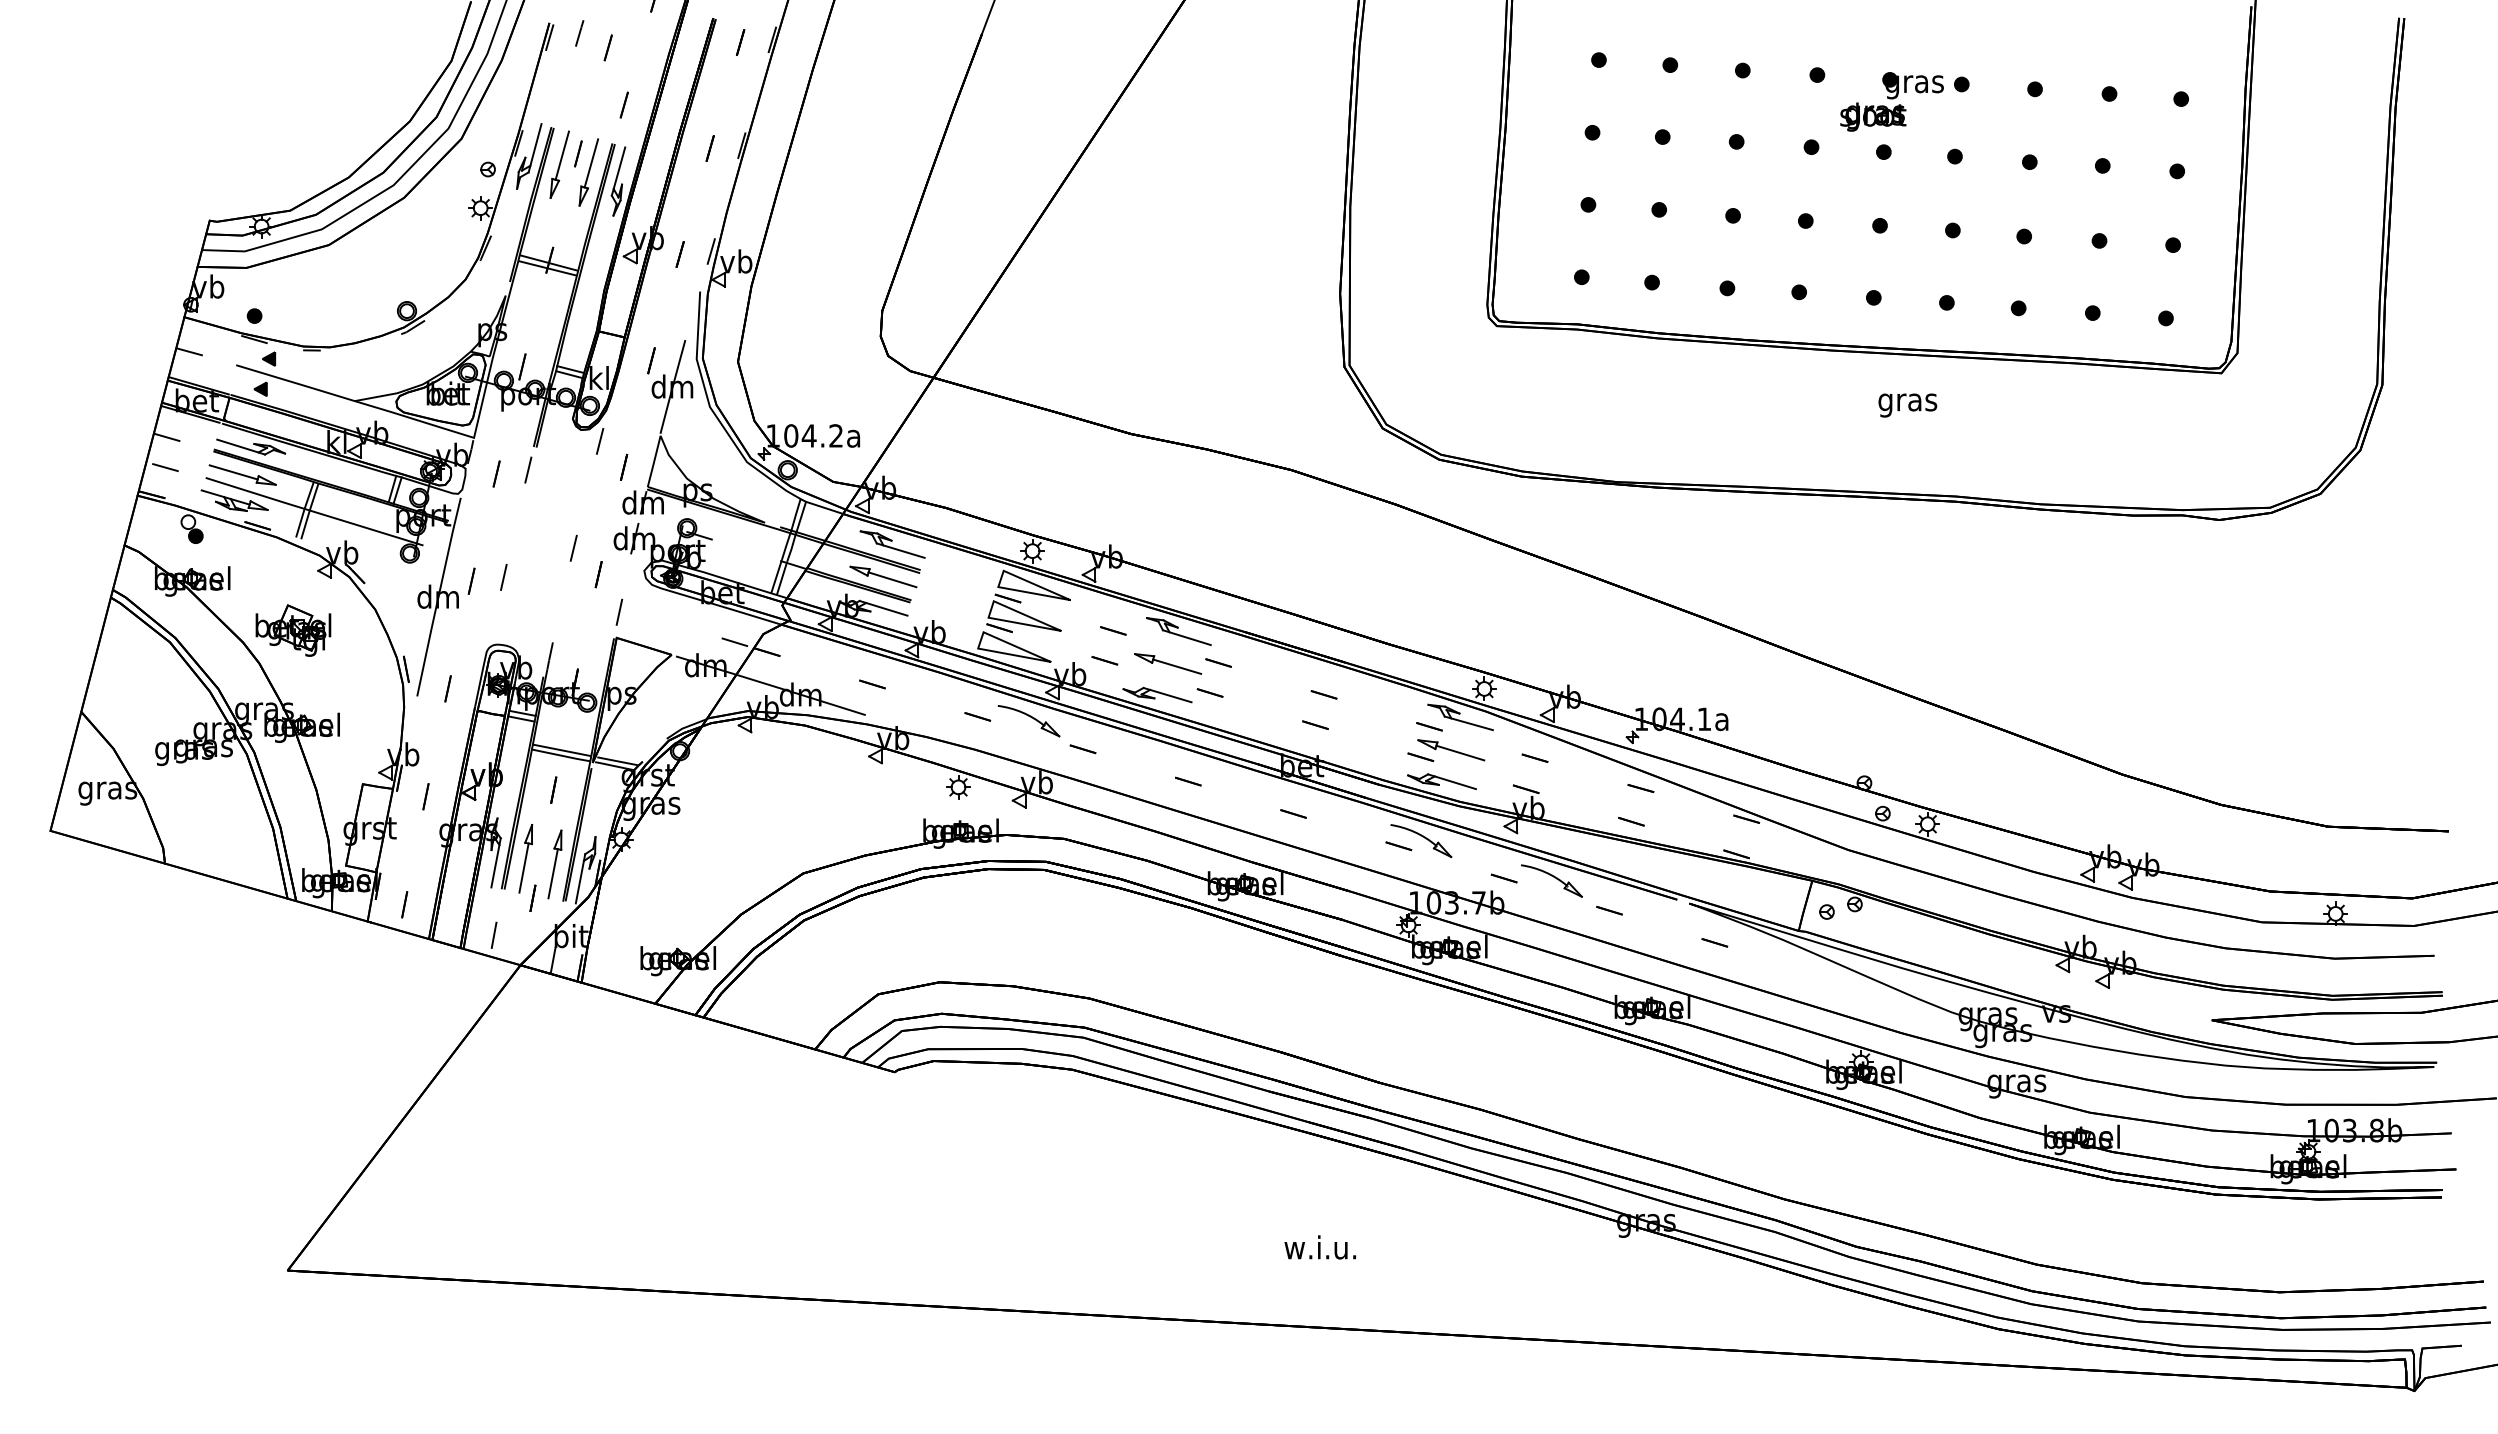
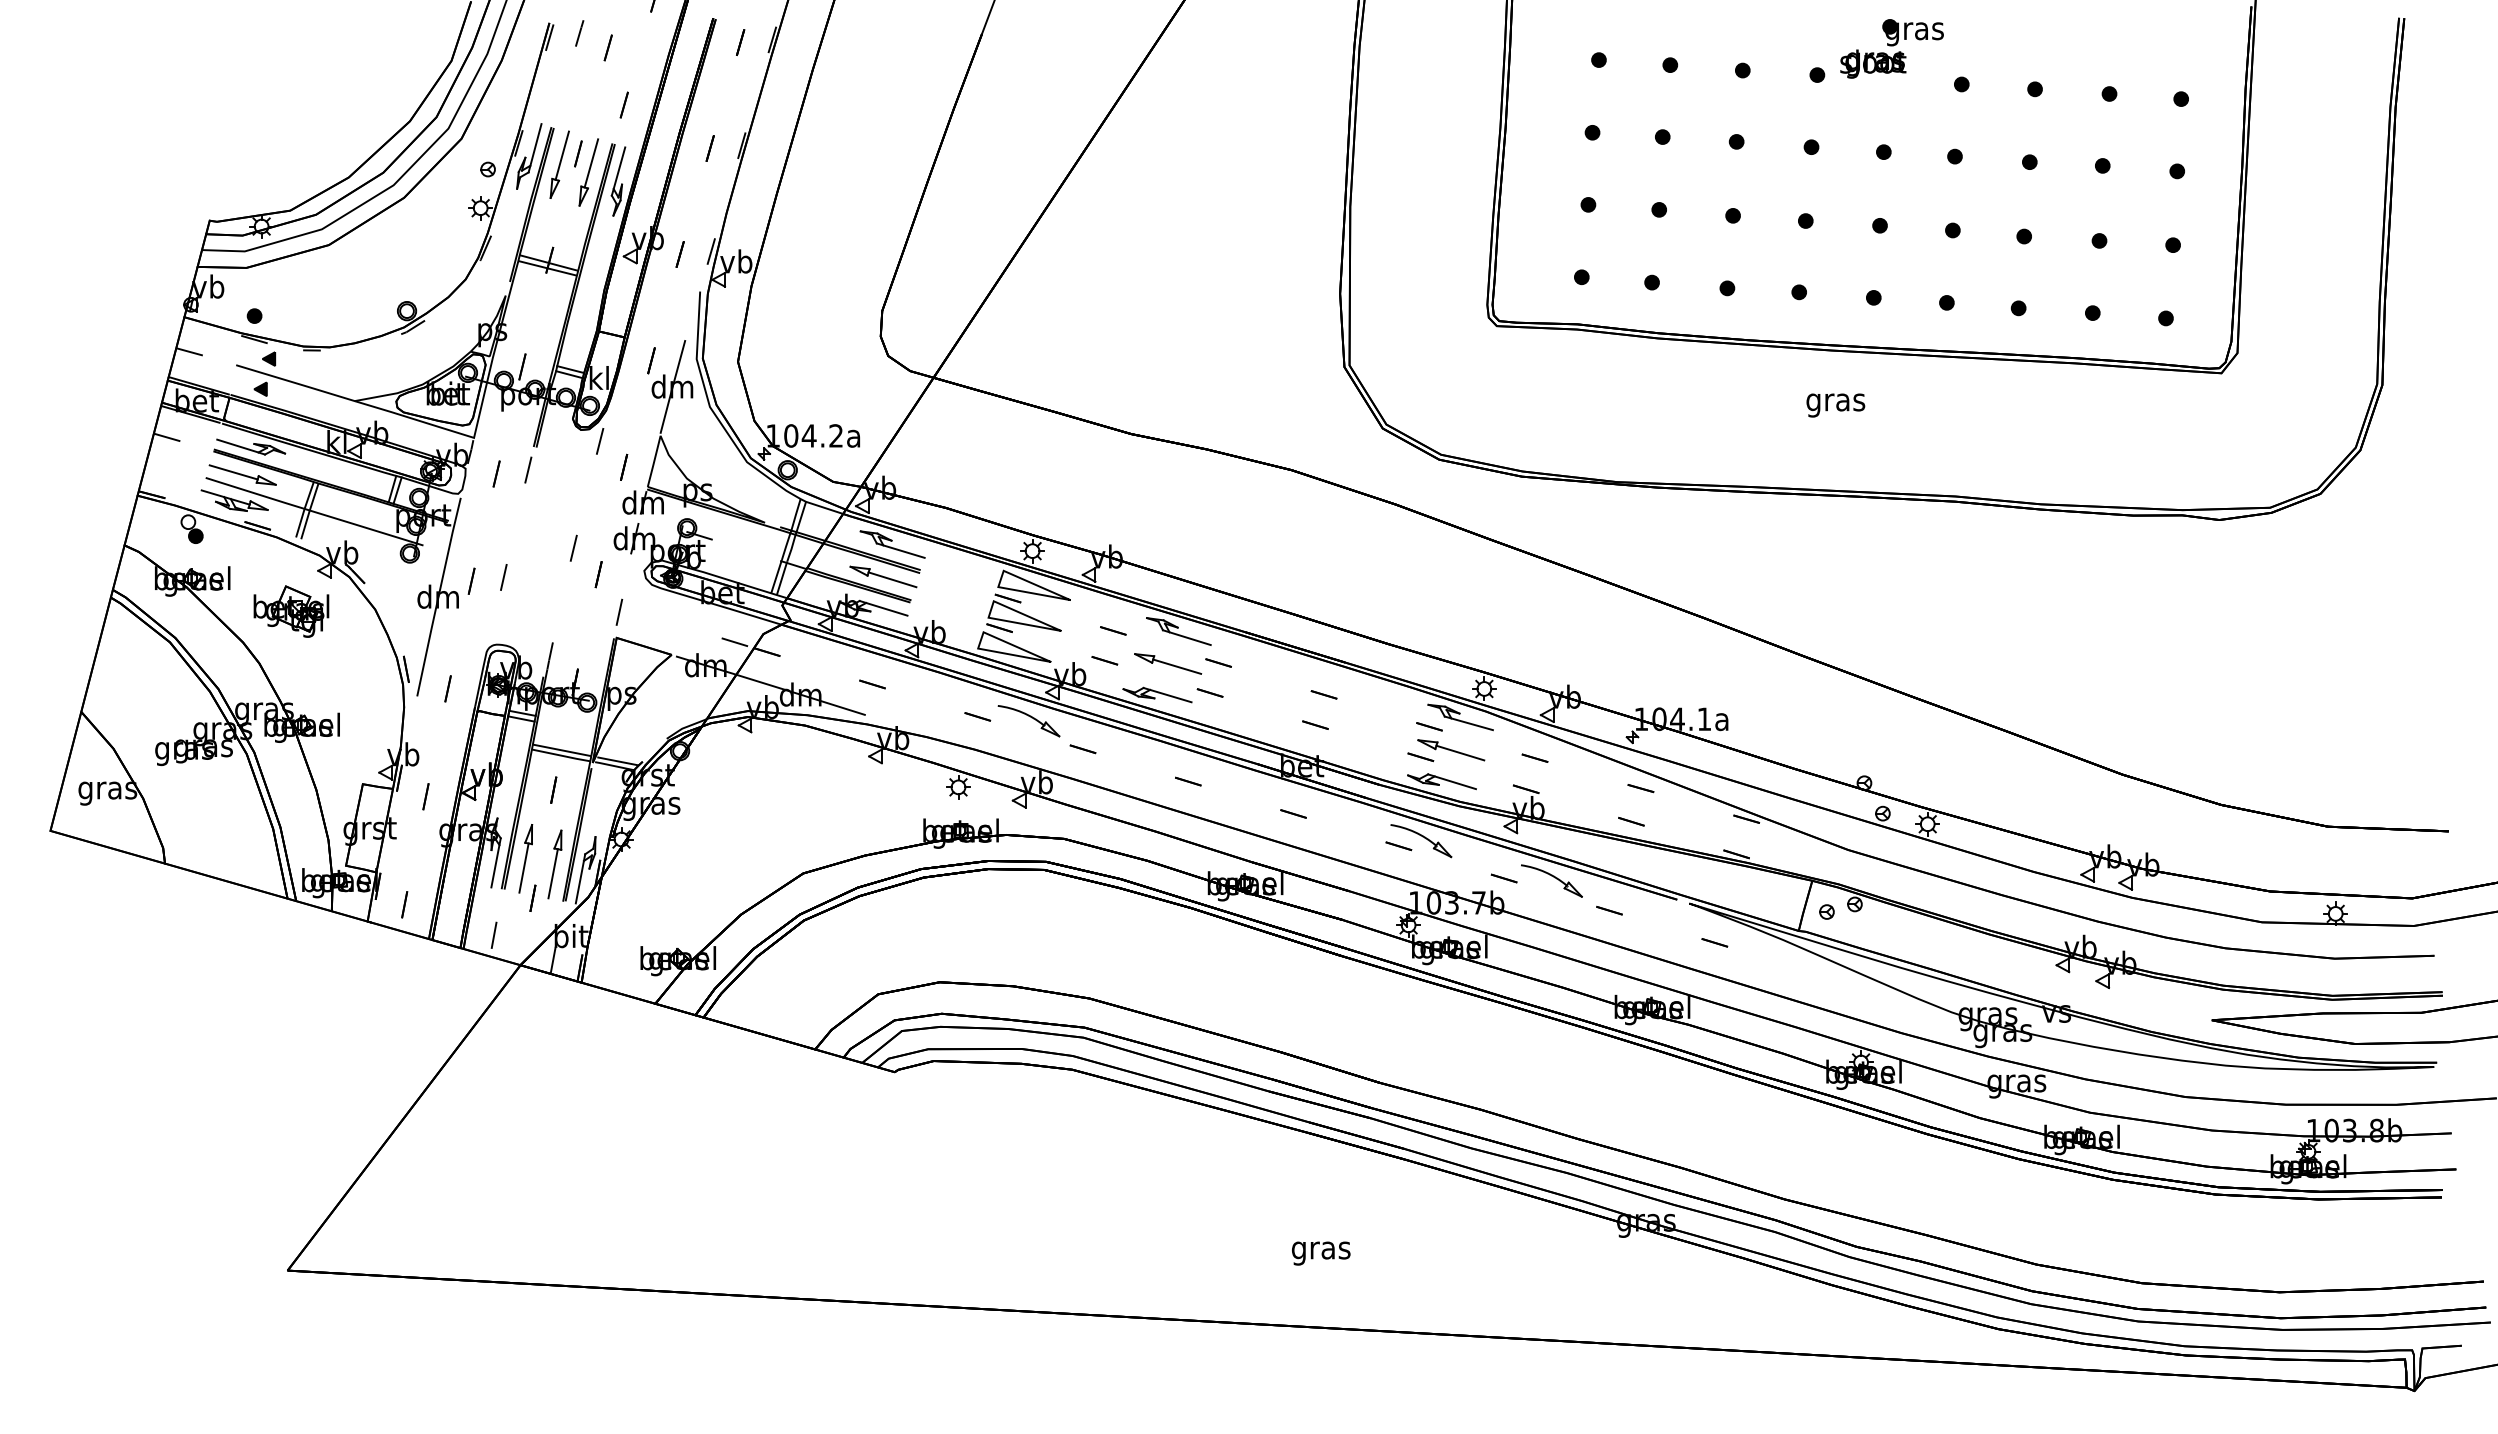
part position: (1891, 101) -> (1891, 48) (1891, 48)
text position: (1907, 405) -> (1835, 405) (1835, 405)
line: present -> none (162, 466)
part position: (293, 630) -> (291, 611) (291, 611)
text: w.i.u. -> gras (1320, 1250)
